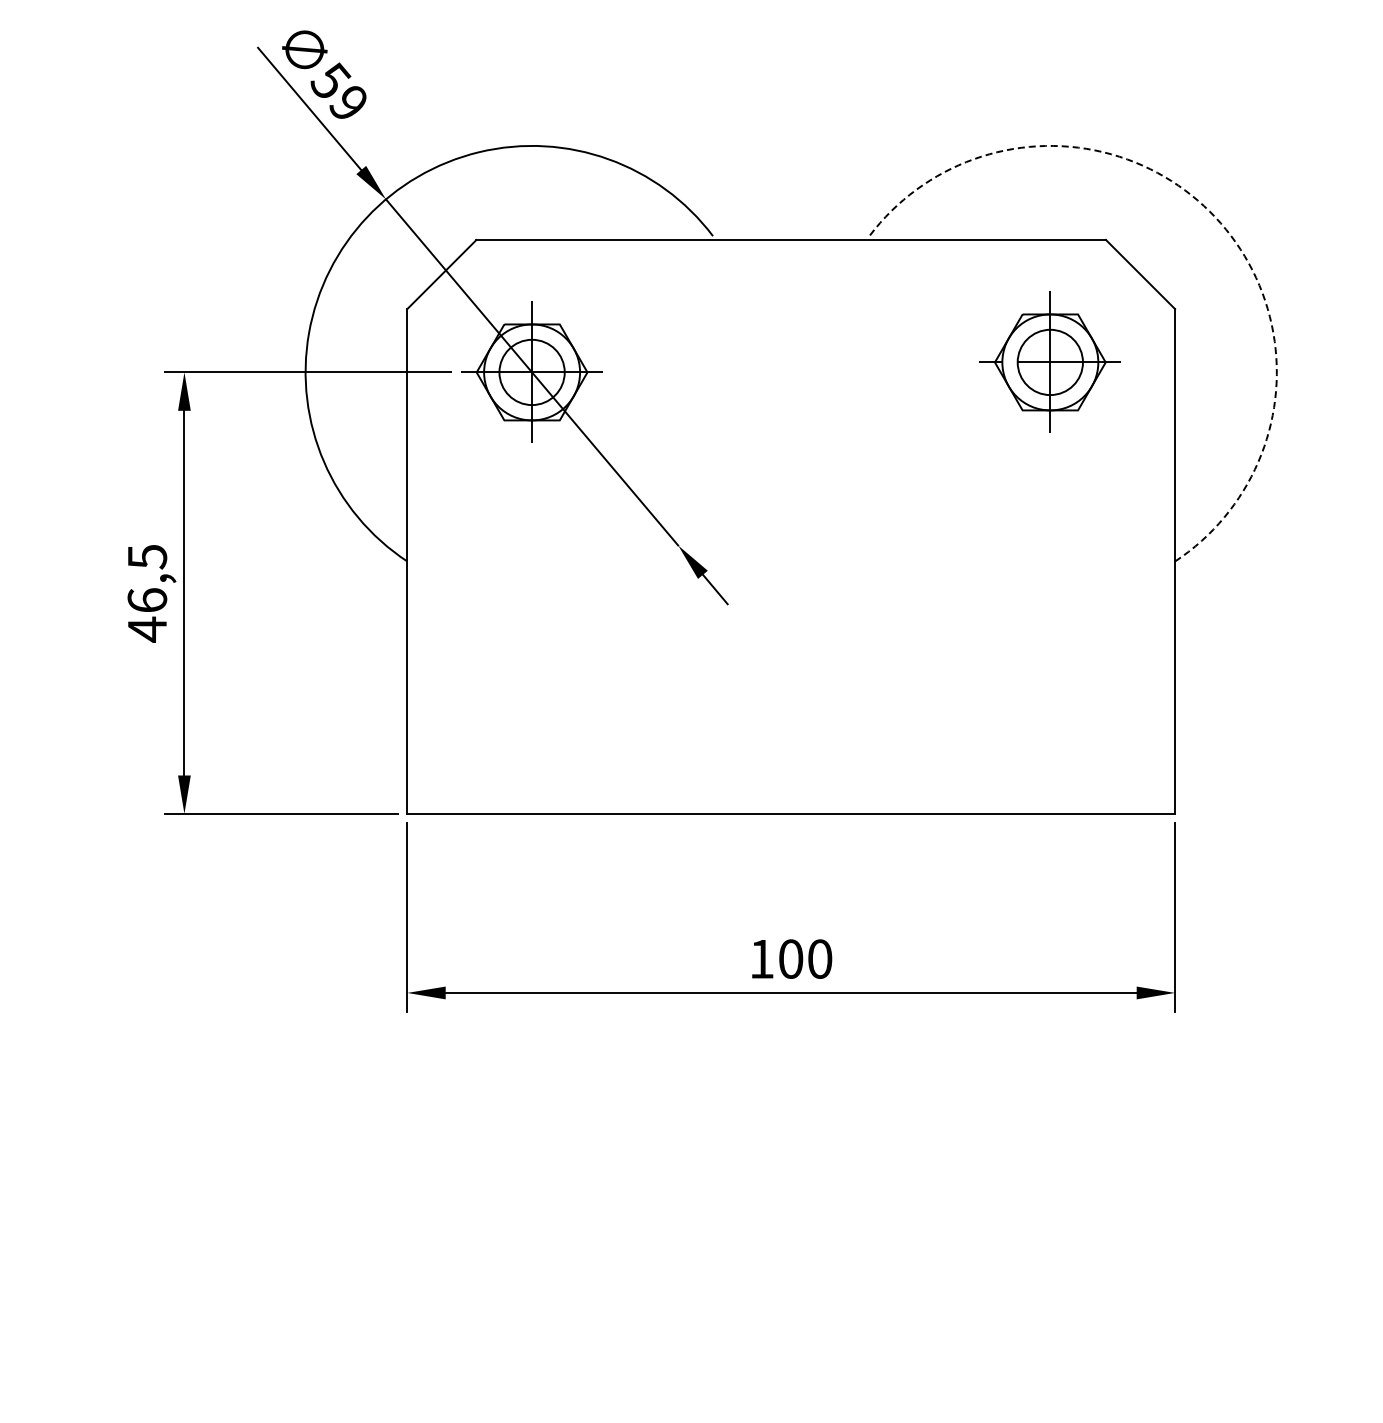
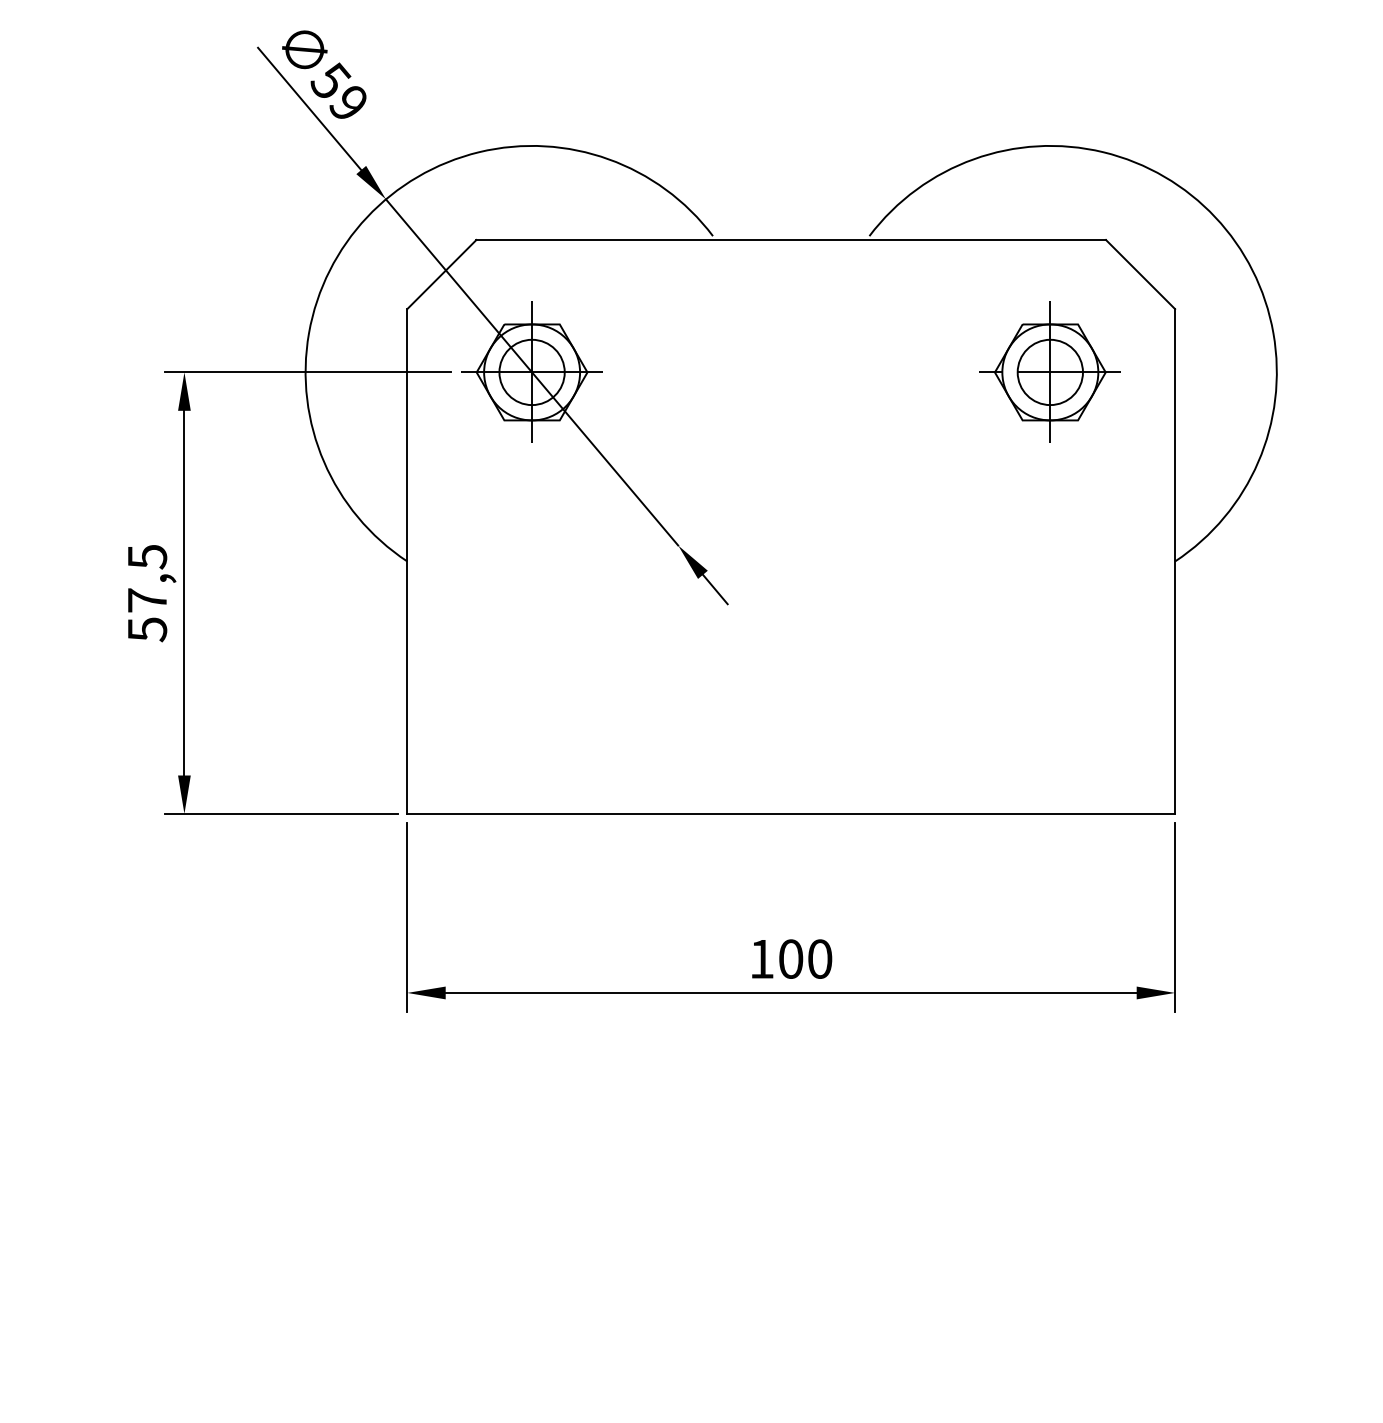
arc: dashed -> solid (1215, 217)
part position: (1049, 361) -> (1049, 371) (1049, 371)
text: 46,5 -> 57,5 (147, 615)
